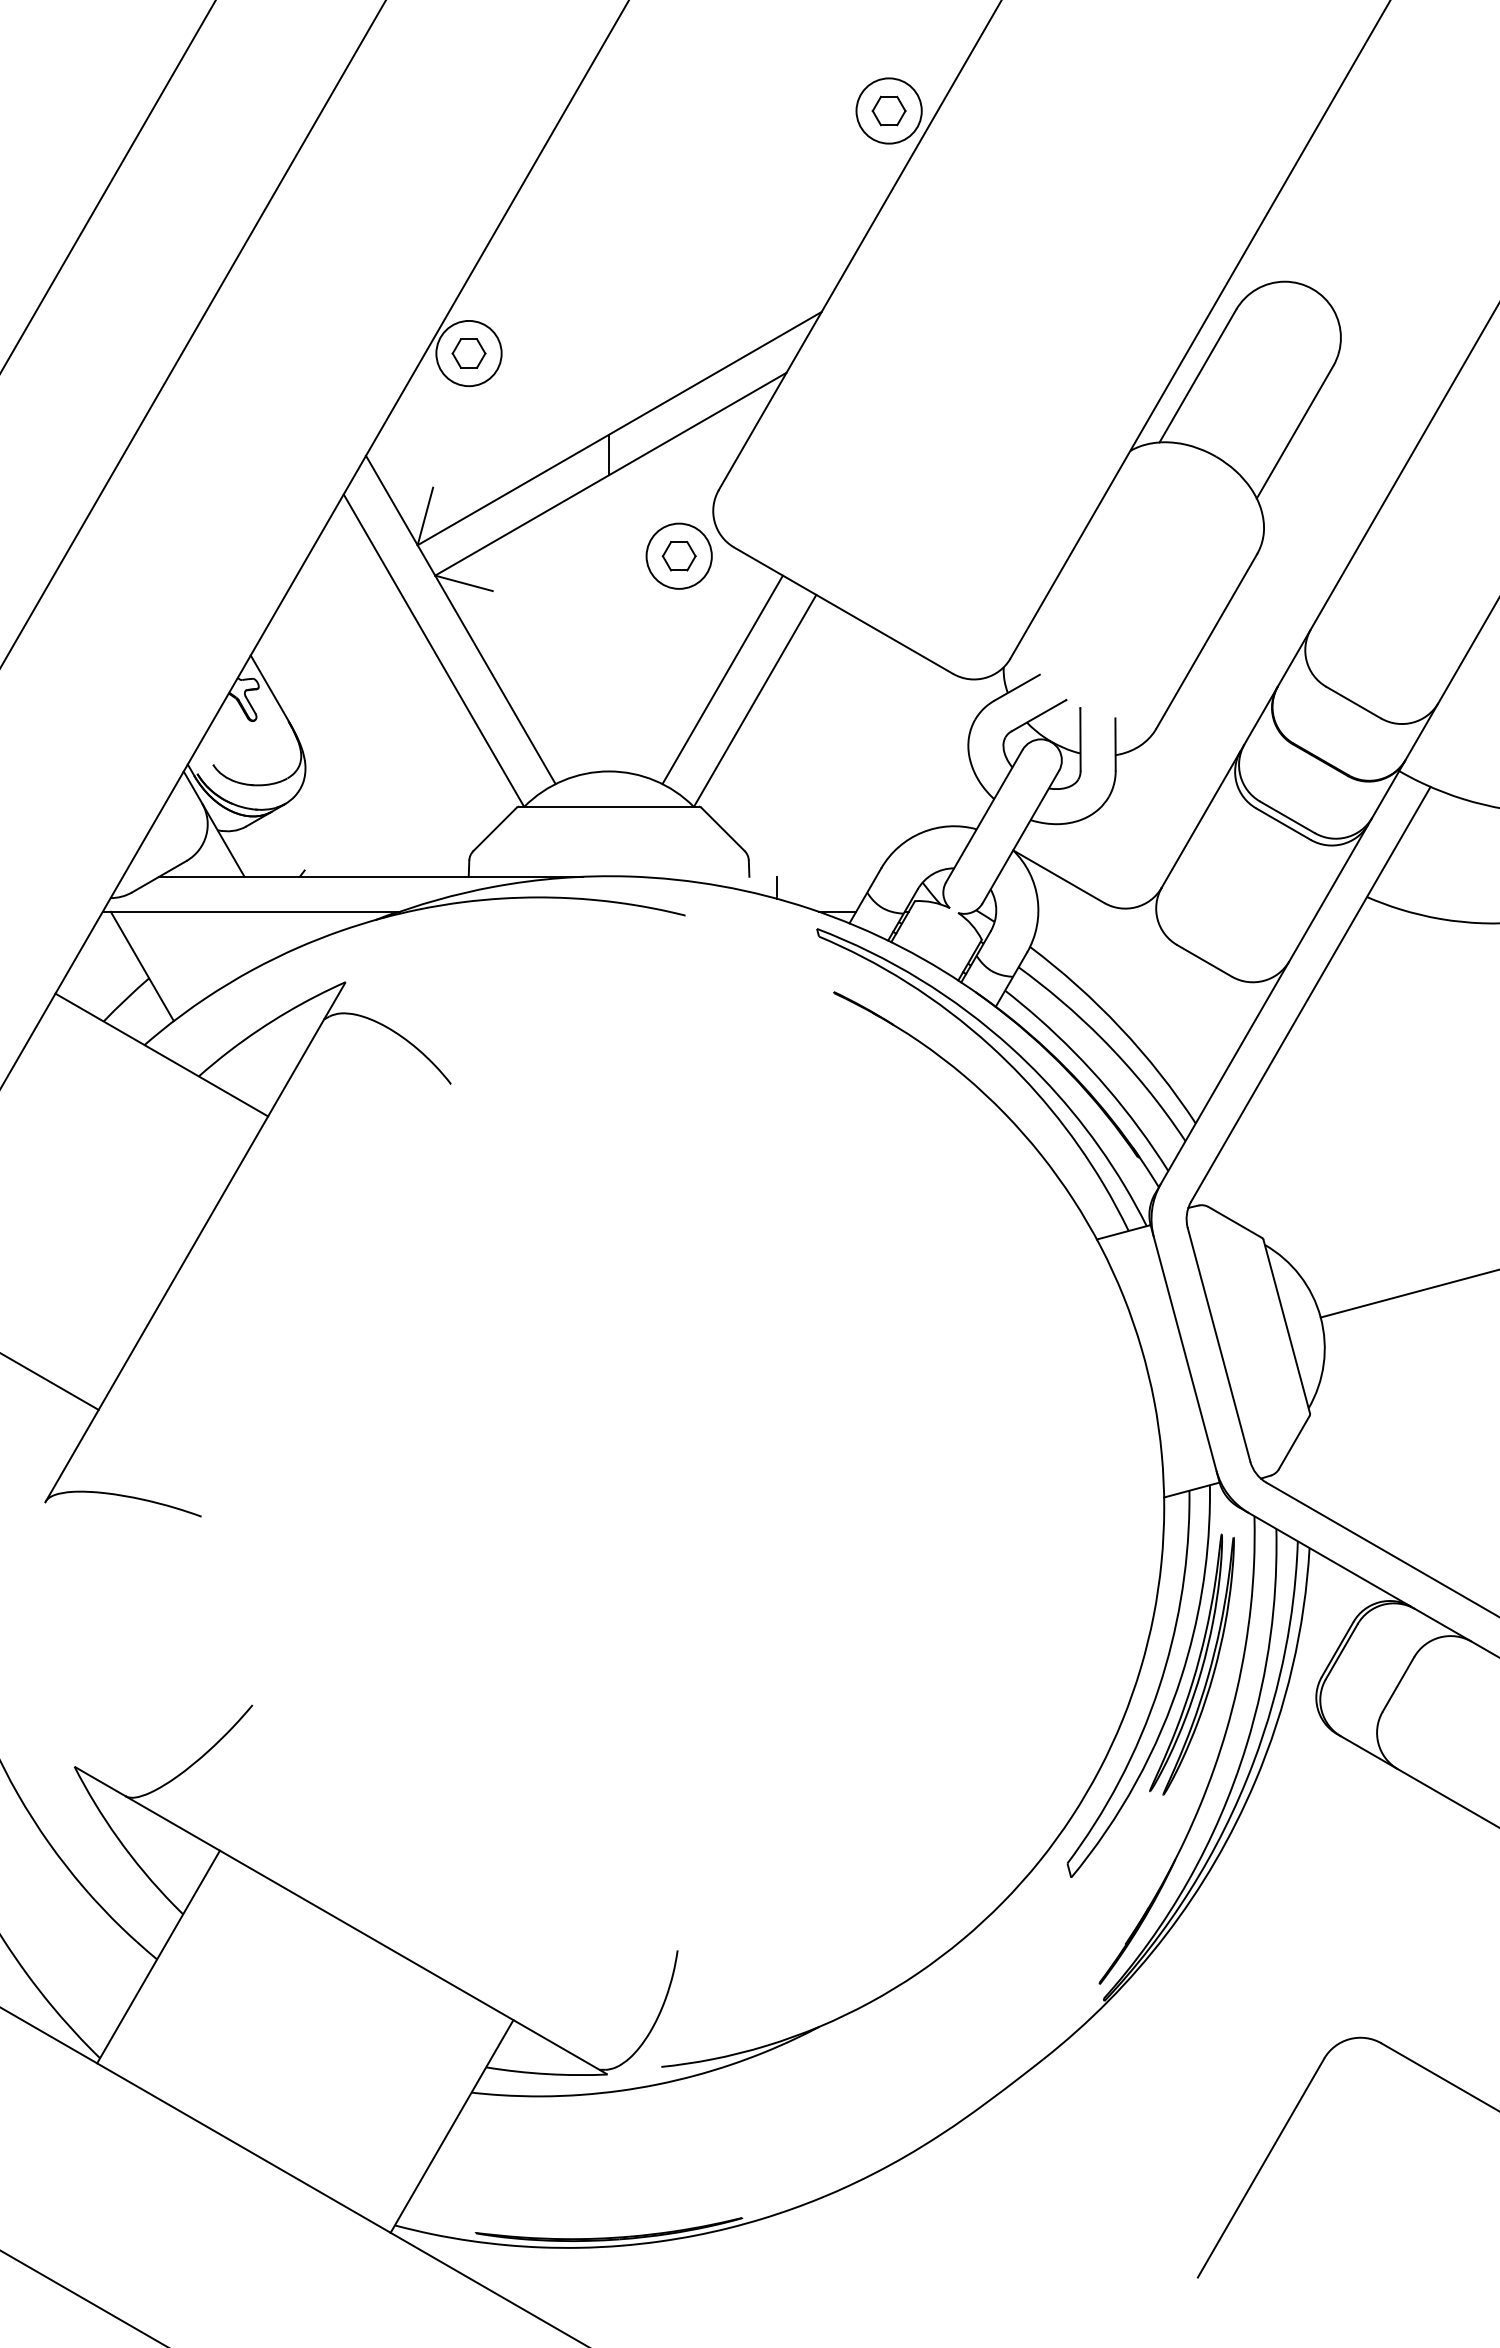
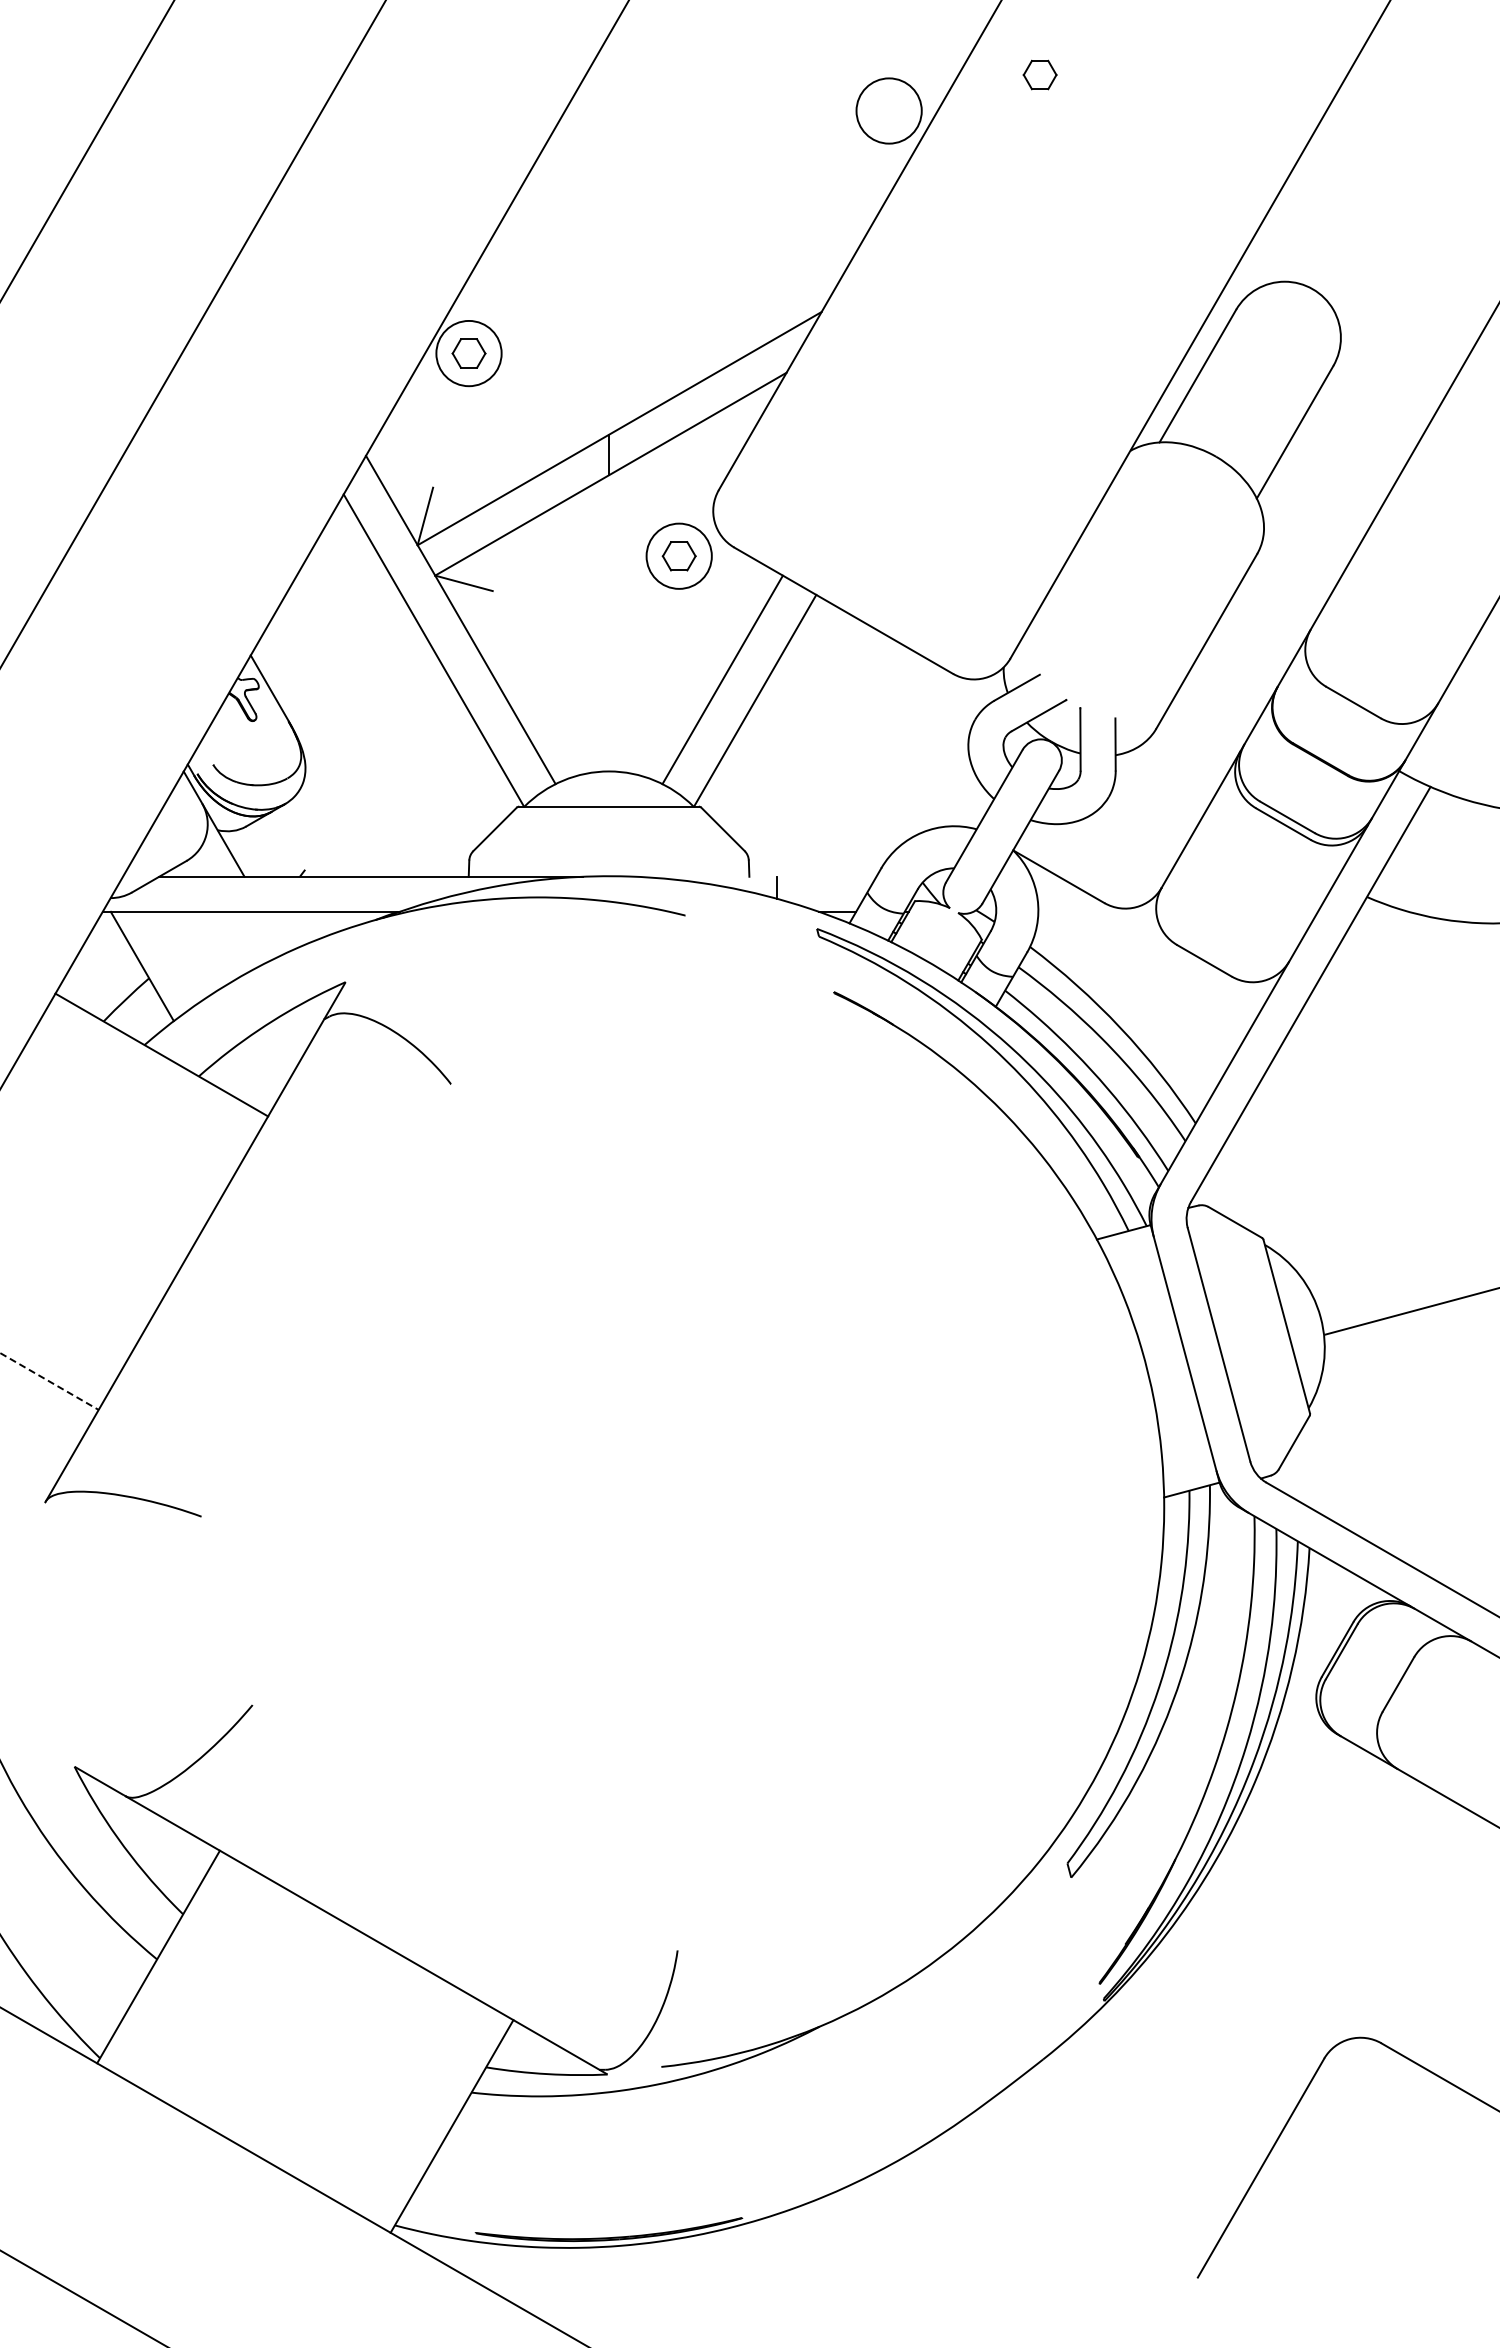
part position: (888, 110) -> (1039, 74) (1039, 74)
line position: (108, 186) -> (87, 150) (87, 150)
line position: (1408, 1293) -> (1410, 1311) (1410, 1311)
line: solid -> dashed (49, 1381)
part: present -> none (1191, 1664)
